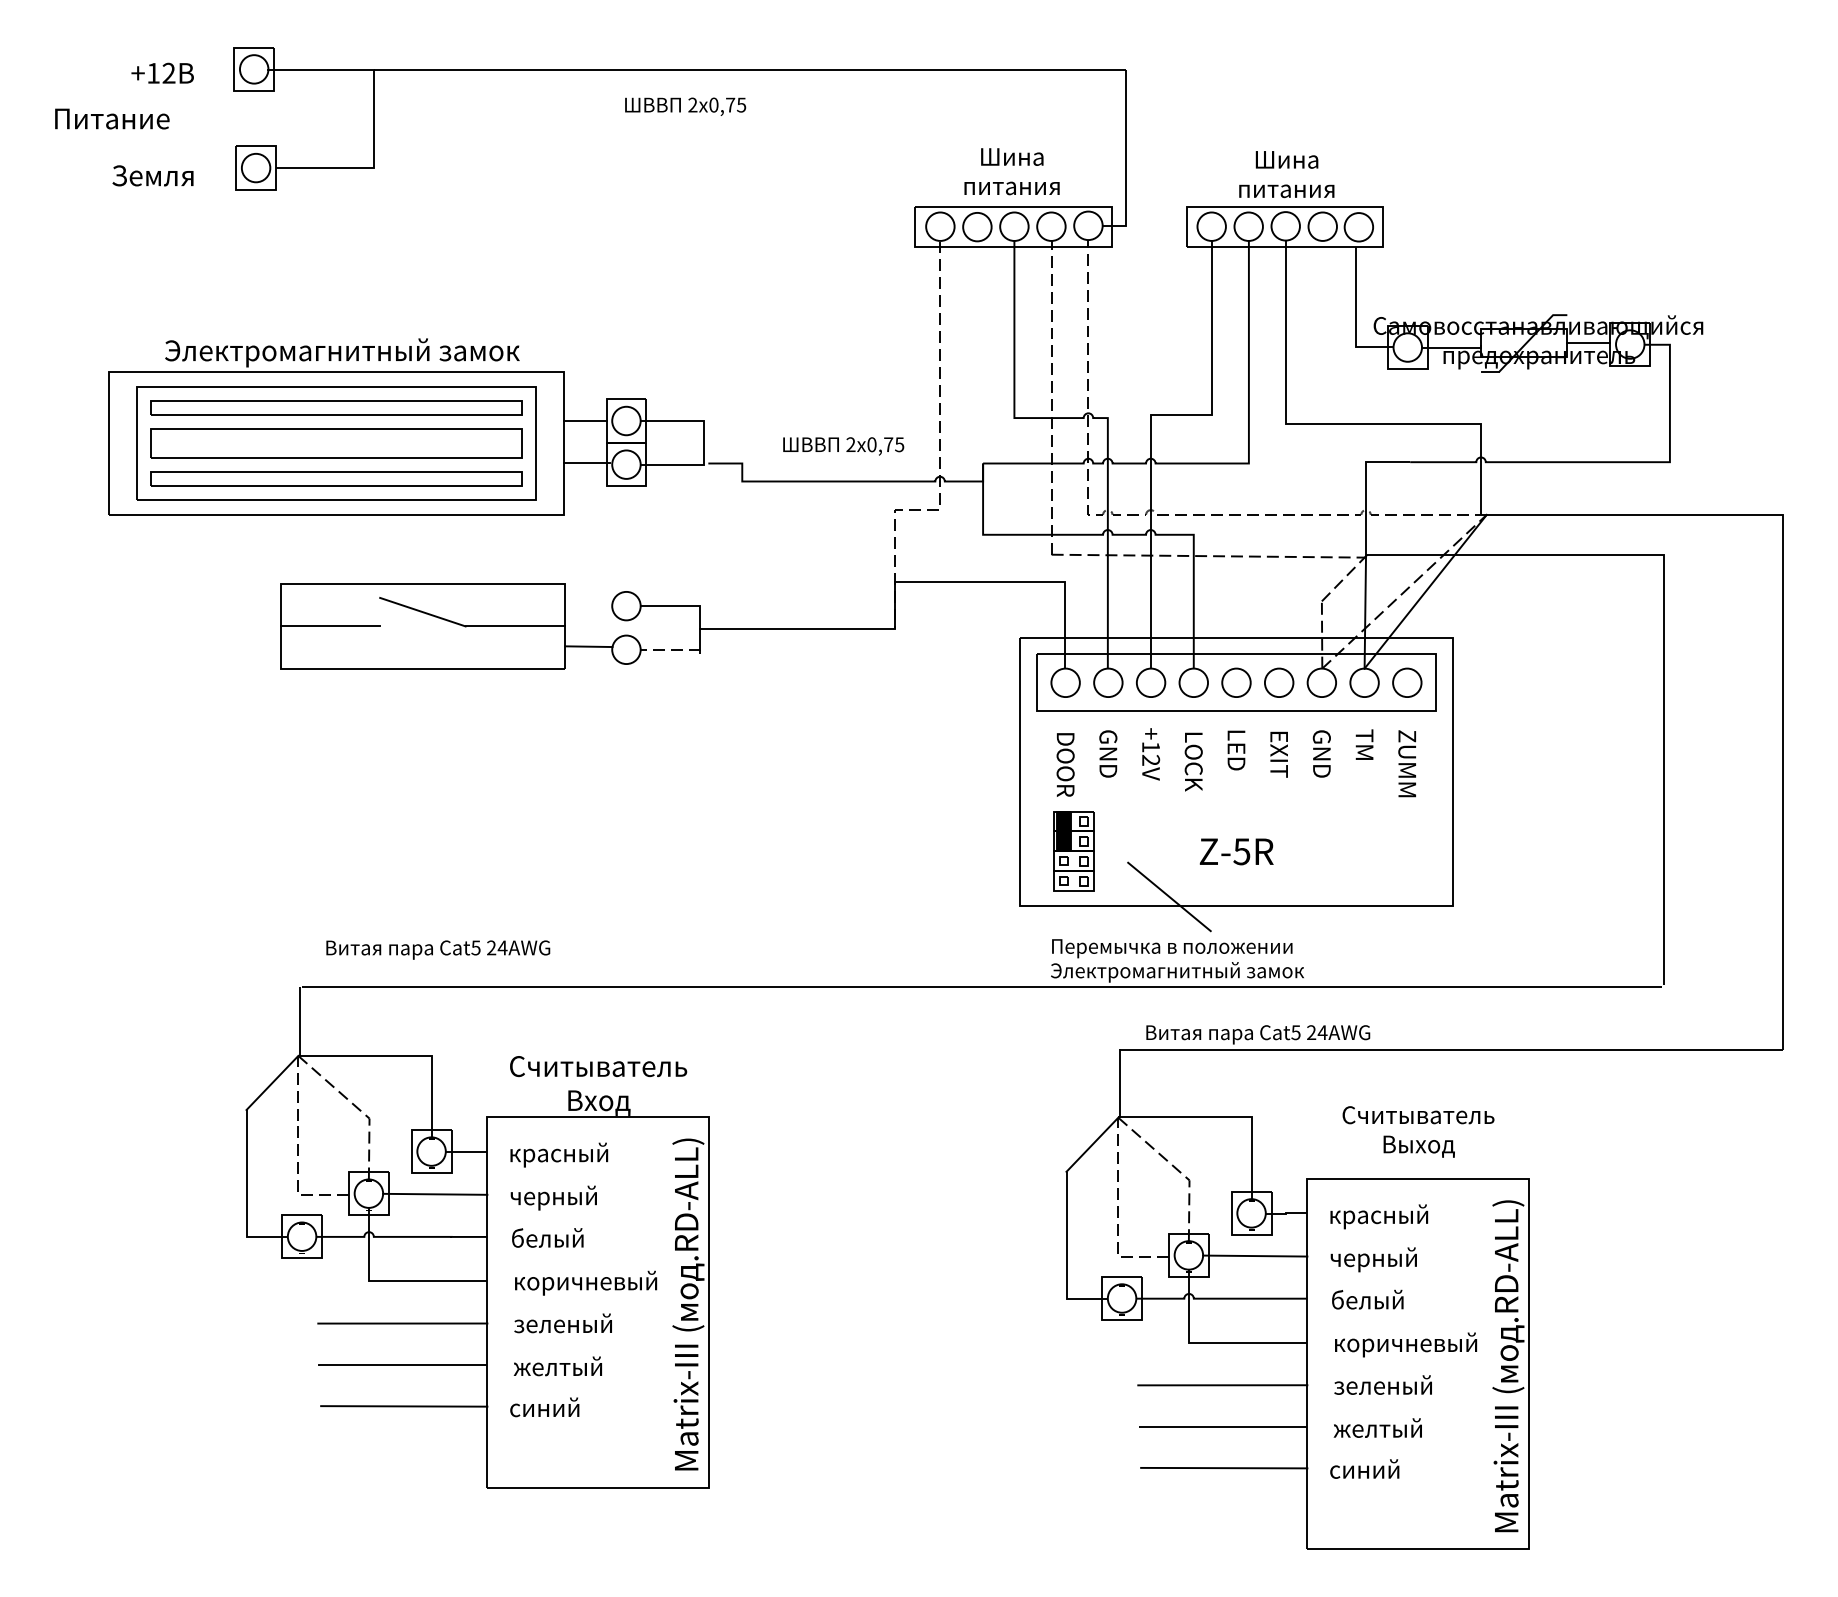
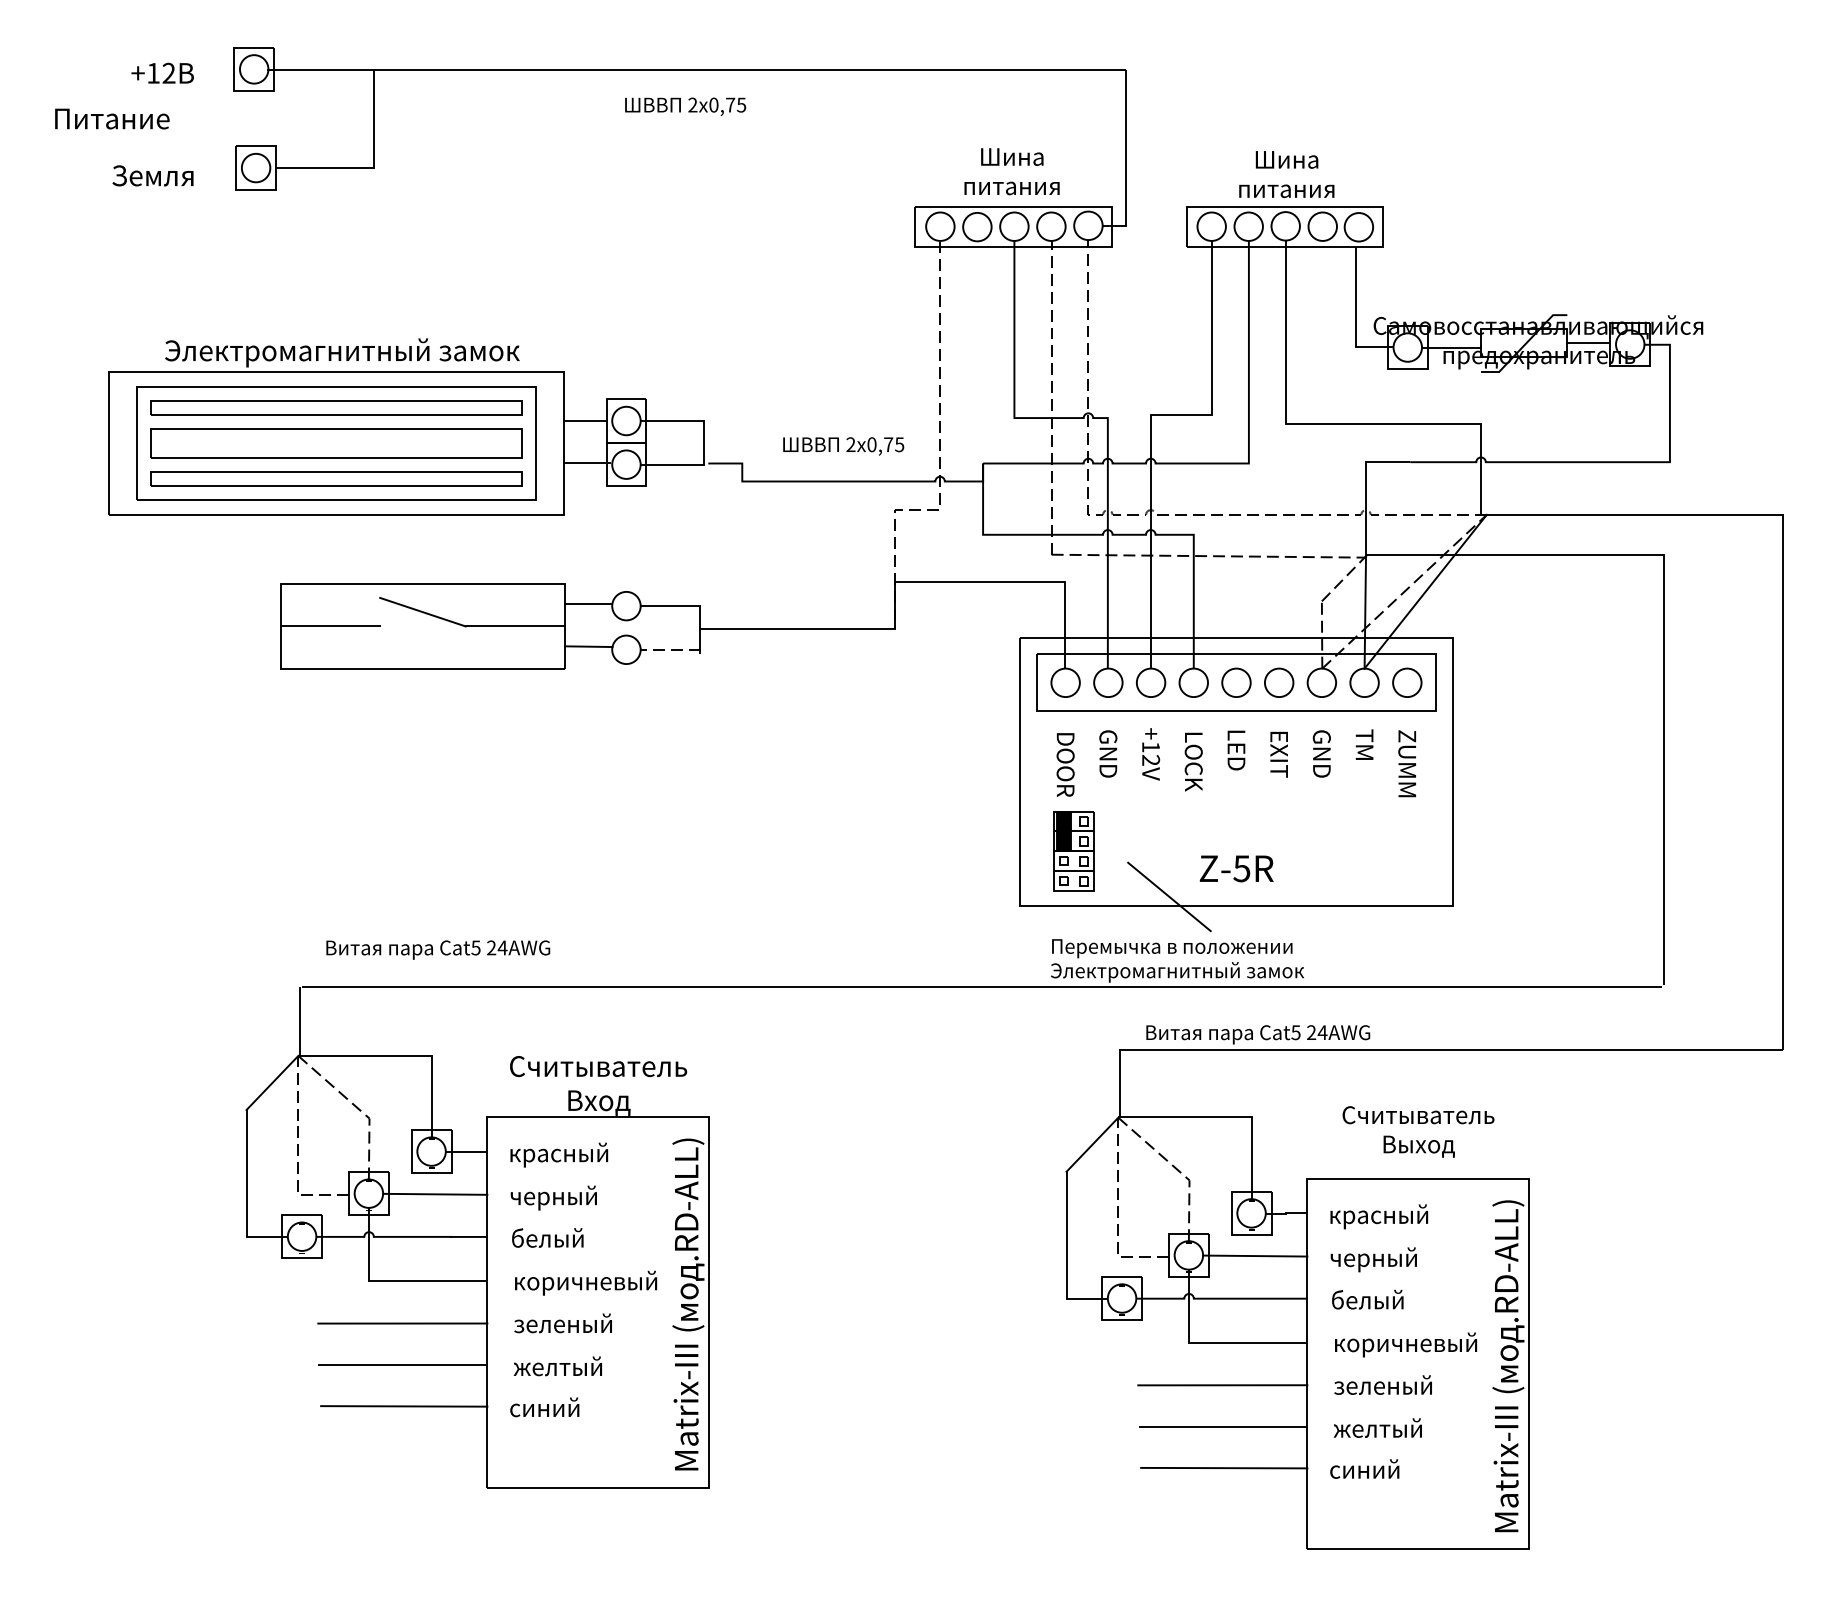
line: none -> present (587, 603)
text position: (1236, 851) -> (1236, 868) (1236, 868)
